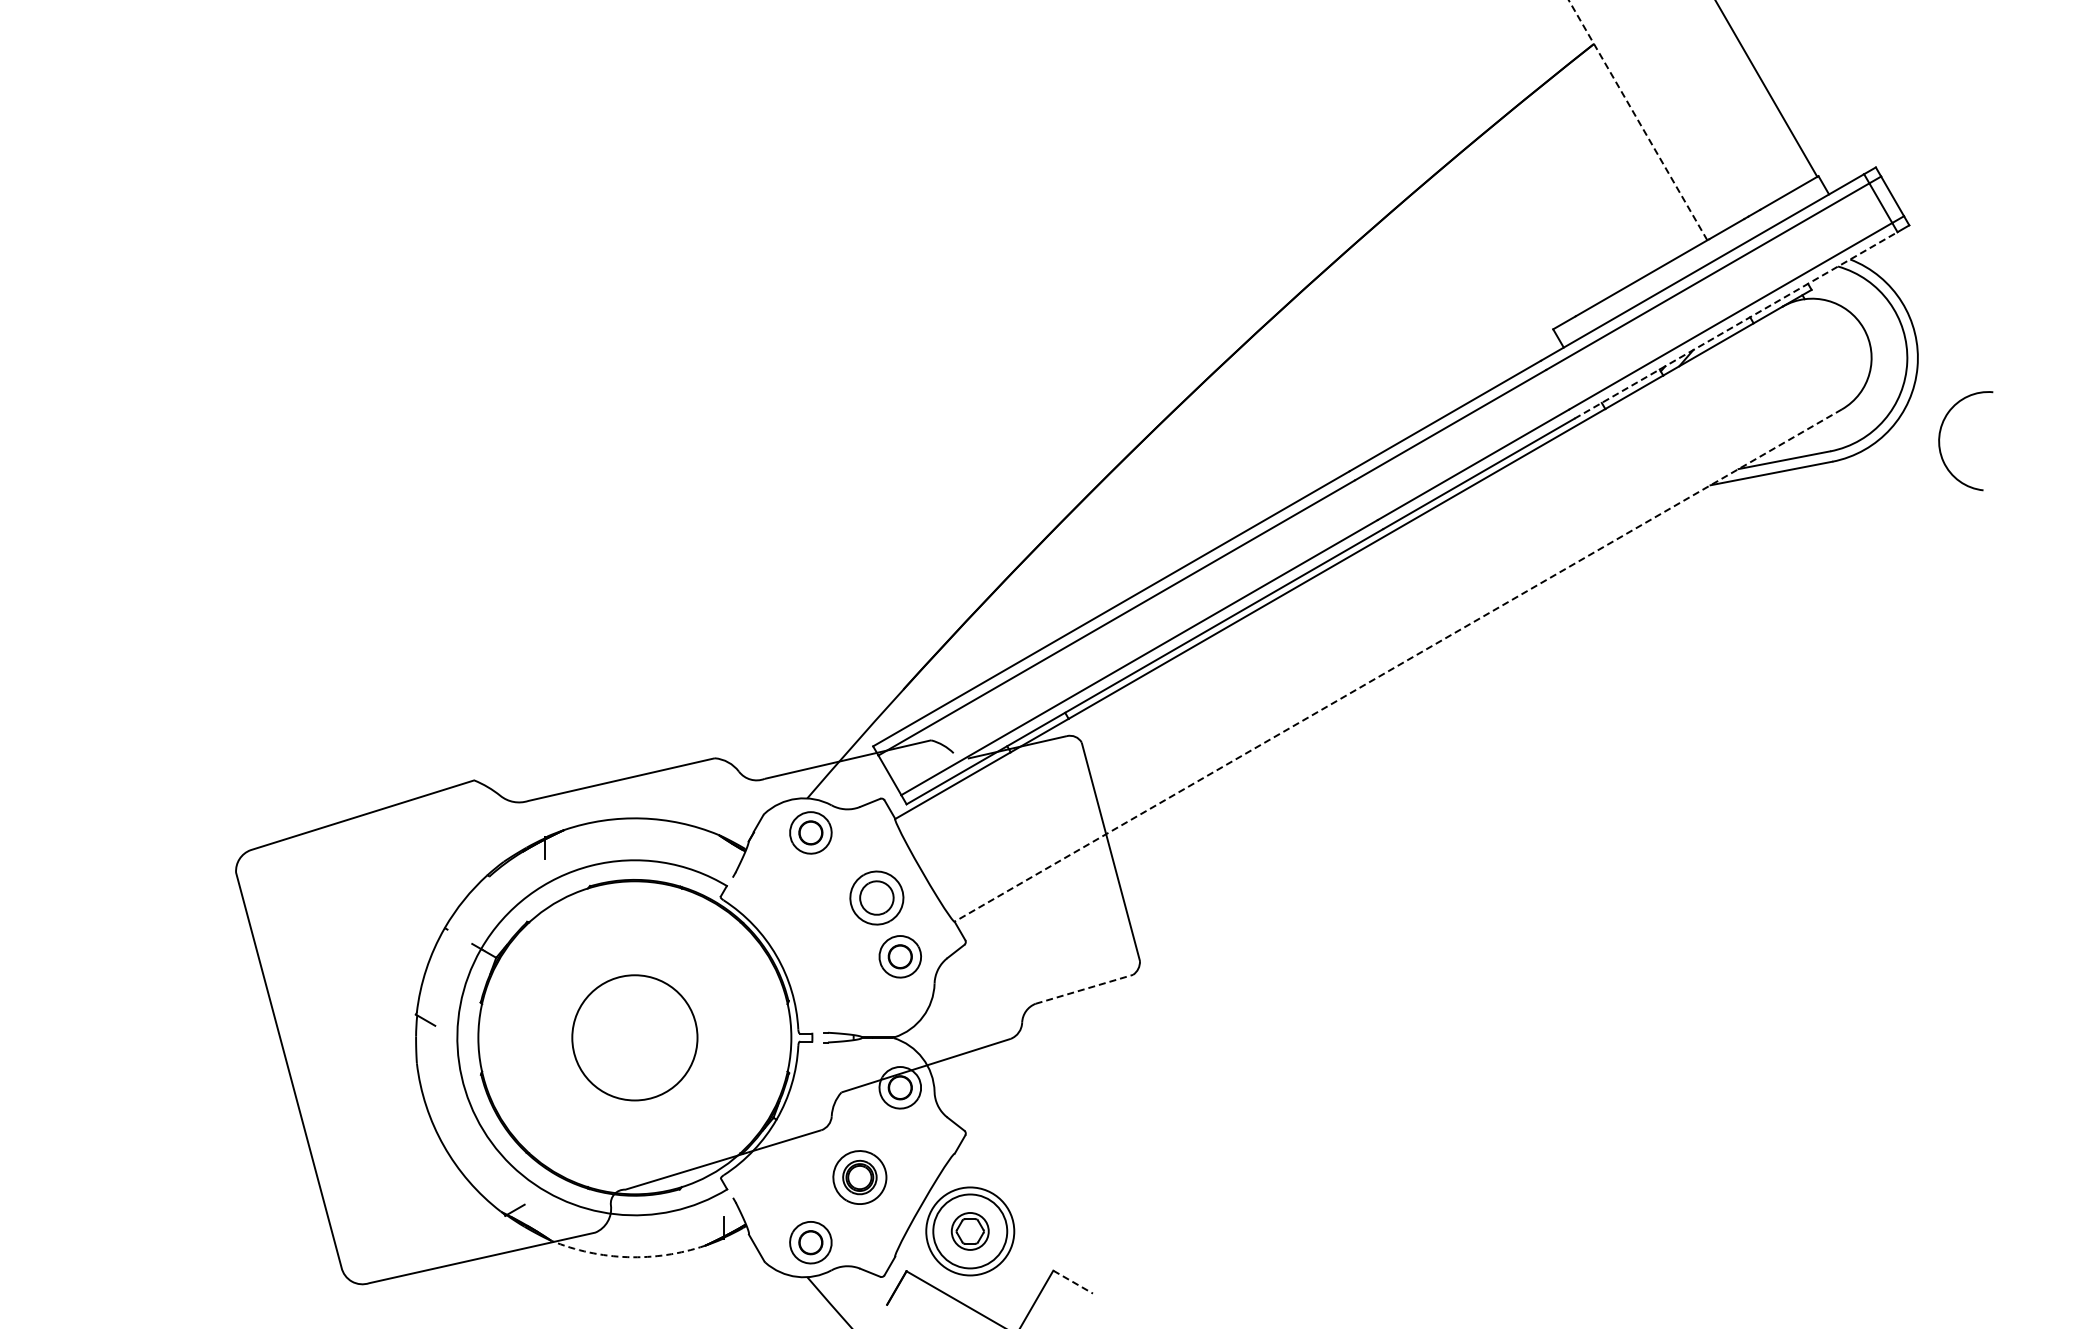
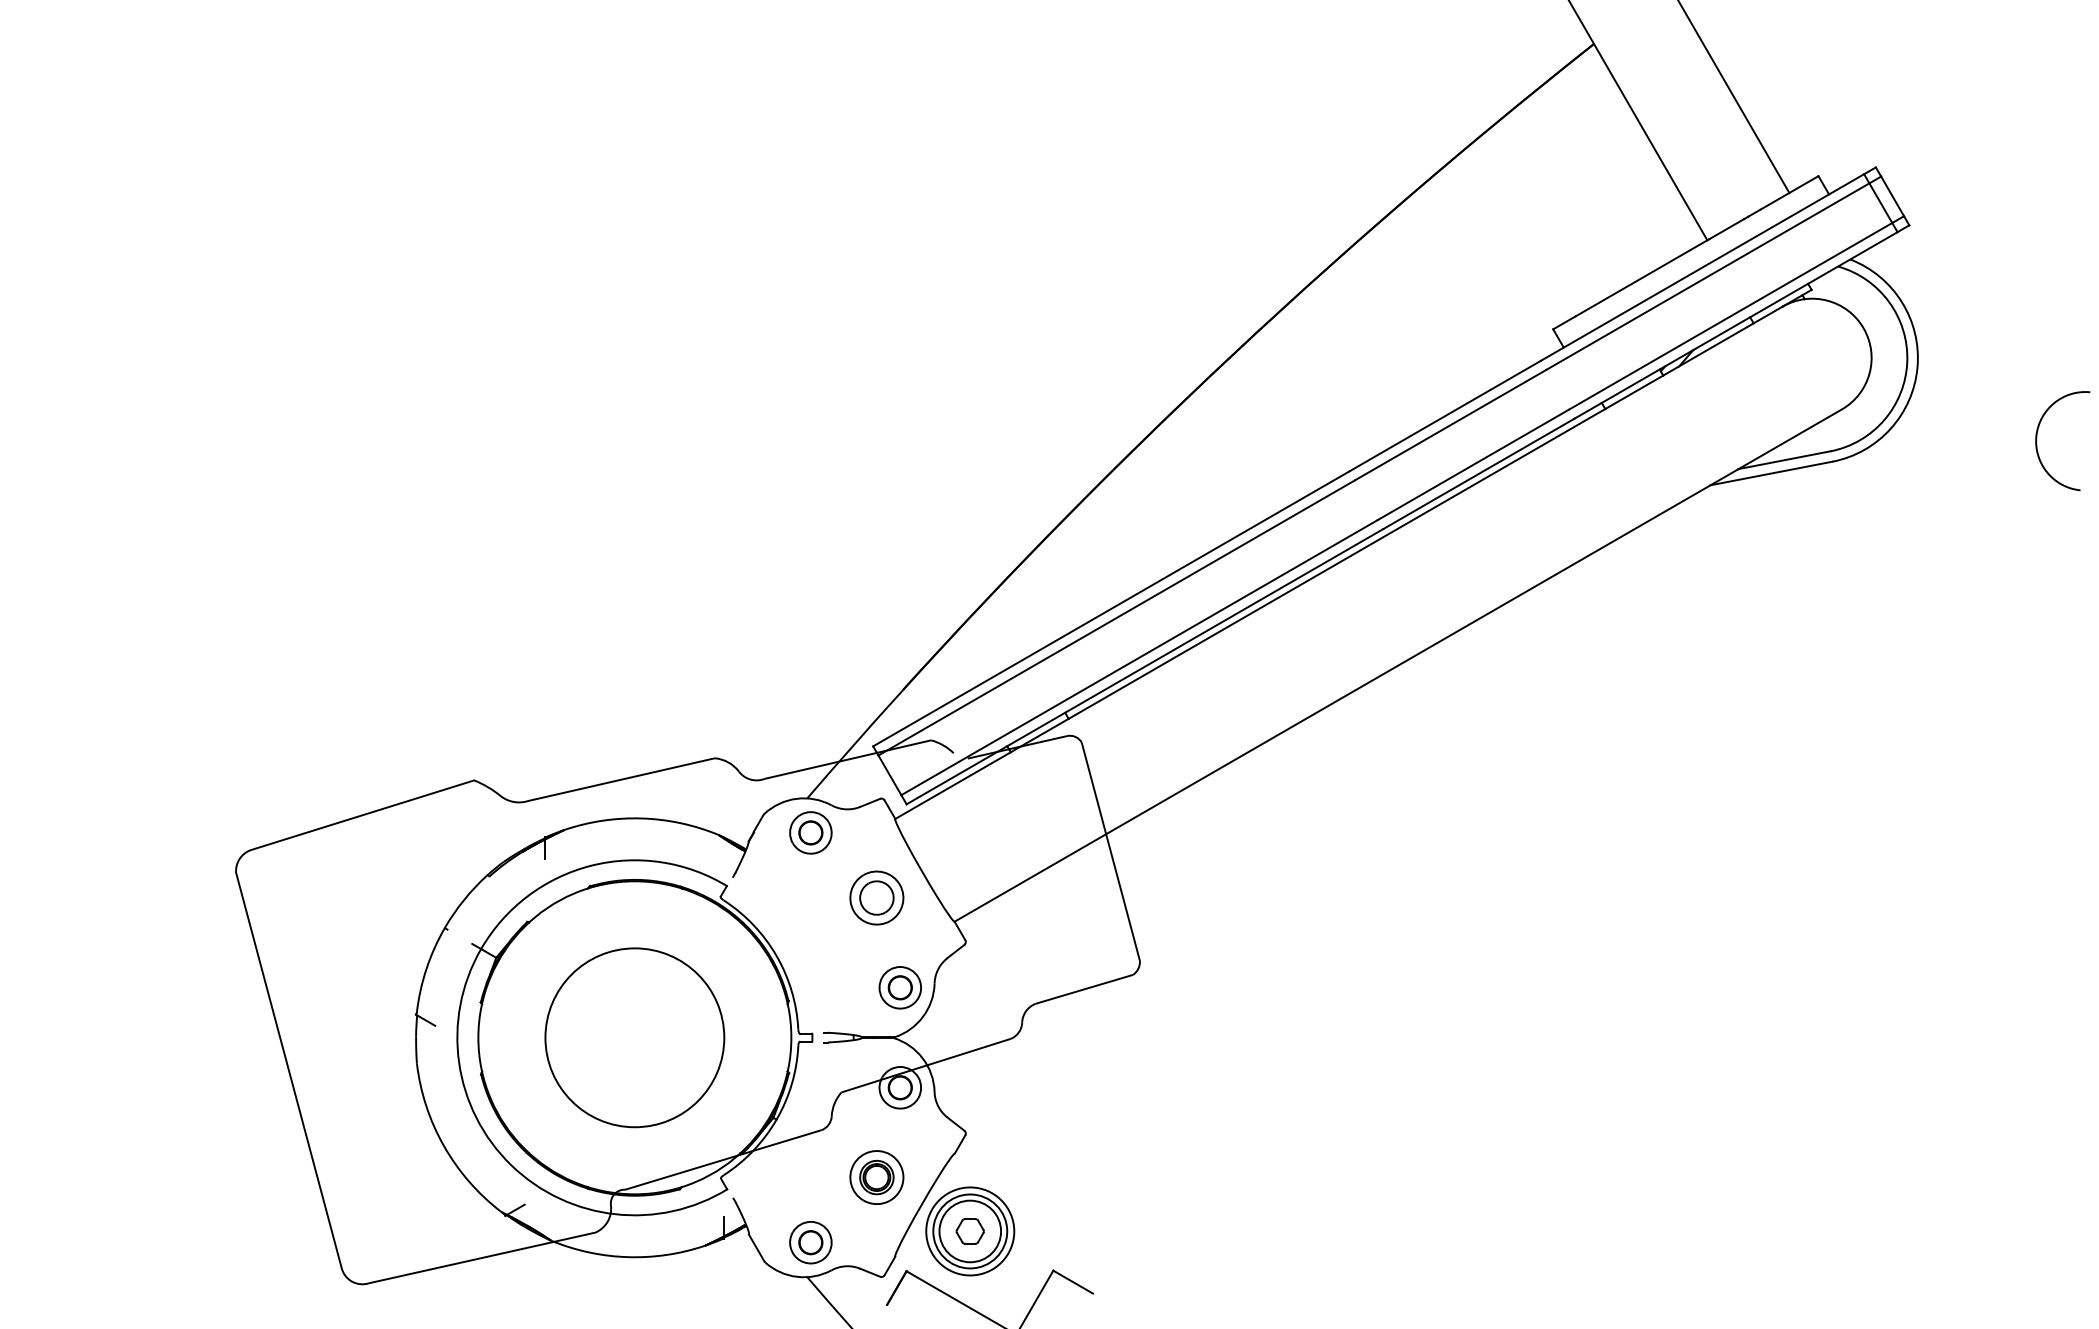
line position: (1766, 89) -> (1734, 97) (1734, 97)
line: dashed -> solid (1637, 119)
line: dashed -> solid (1735, 325)
arc position: (1940, 442) -> (2037, 442) (2037, 442)
line: dashed -> solid (1397, 665)
part position: (899, 956) -> (899, 987) (899, 987)
line: dashed -> solid (1084, 989)
circle size: 128x128 px -> 182x182 px (634, 1037)
part position: (859, 1177) -> (876, 1177) (876, 1177)
circle diameter: 37 px -> 62 px (970, 1231)
arc: dashed -> solid (627, 1257)
line: dashed -> solid (1073, 1282)
